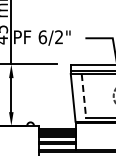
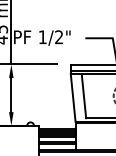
text: 6/2" -> 1/2" (42, 37)
line: dashed -> solid (83, 96)
